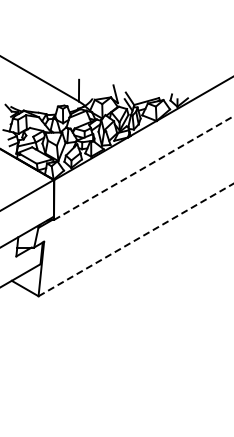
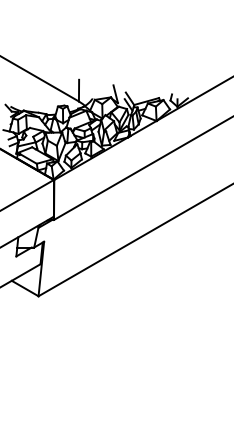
line: dashed -> solid (144, 168)
line: dashed -> solid (136, 239)
